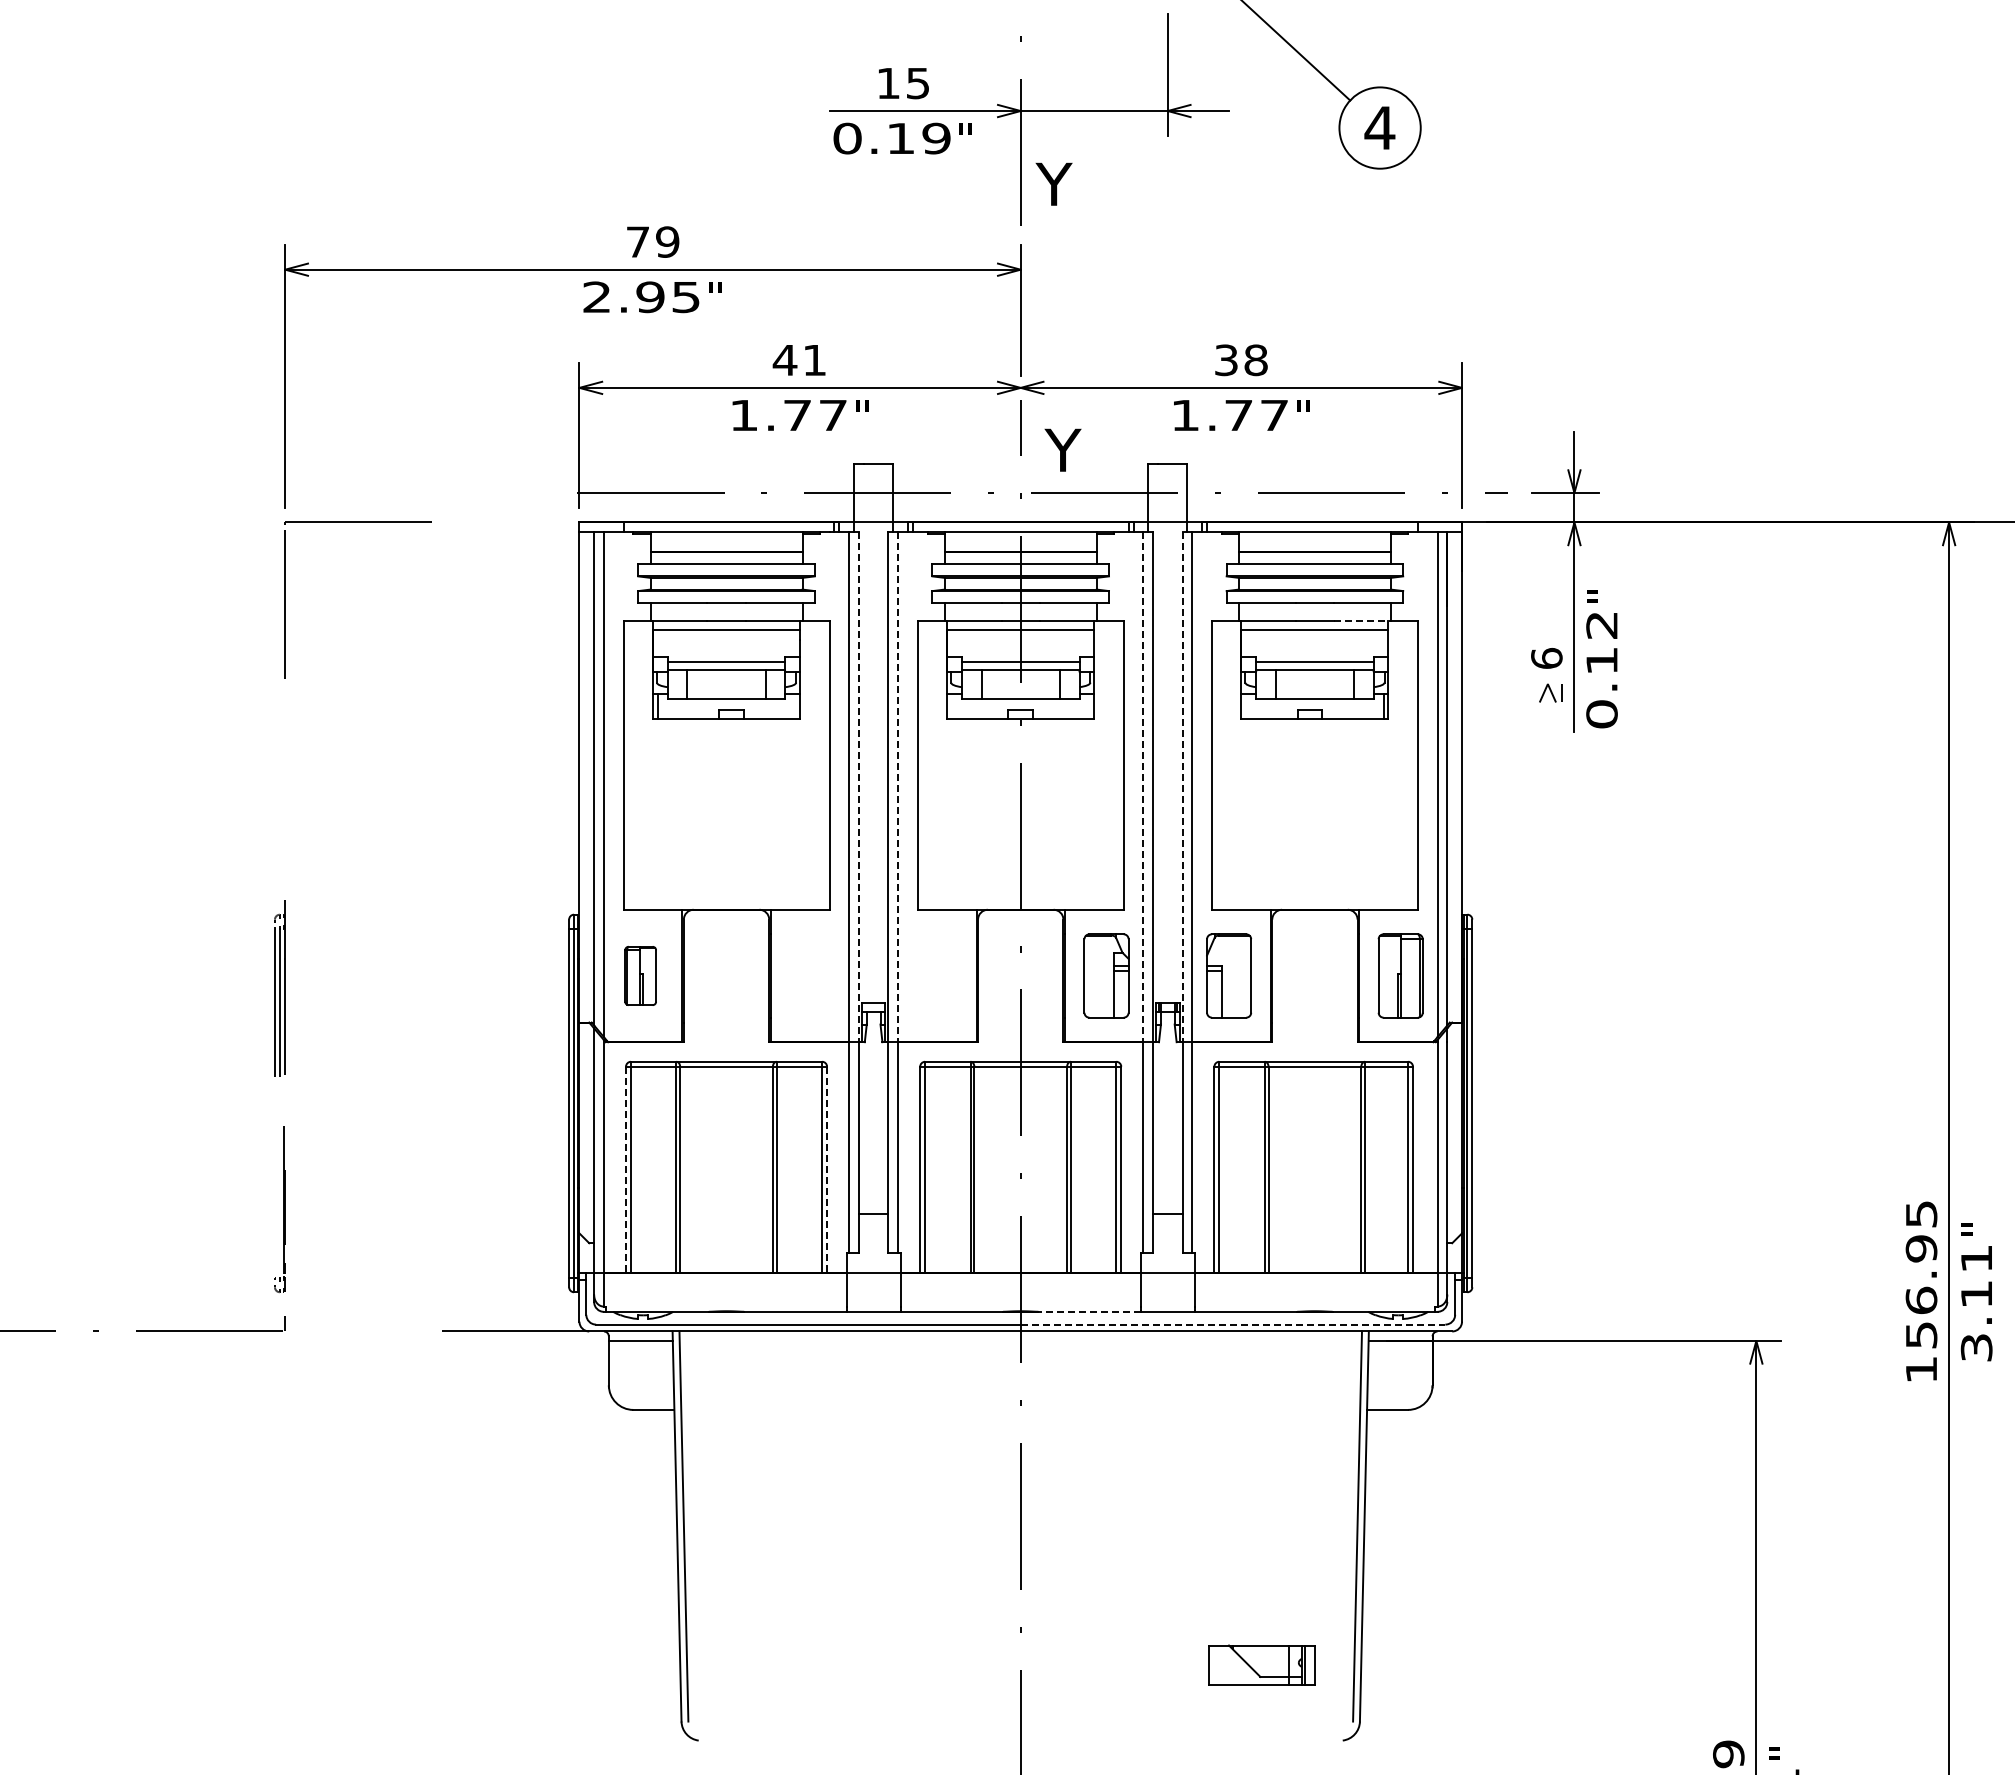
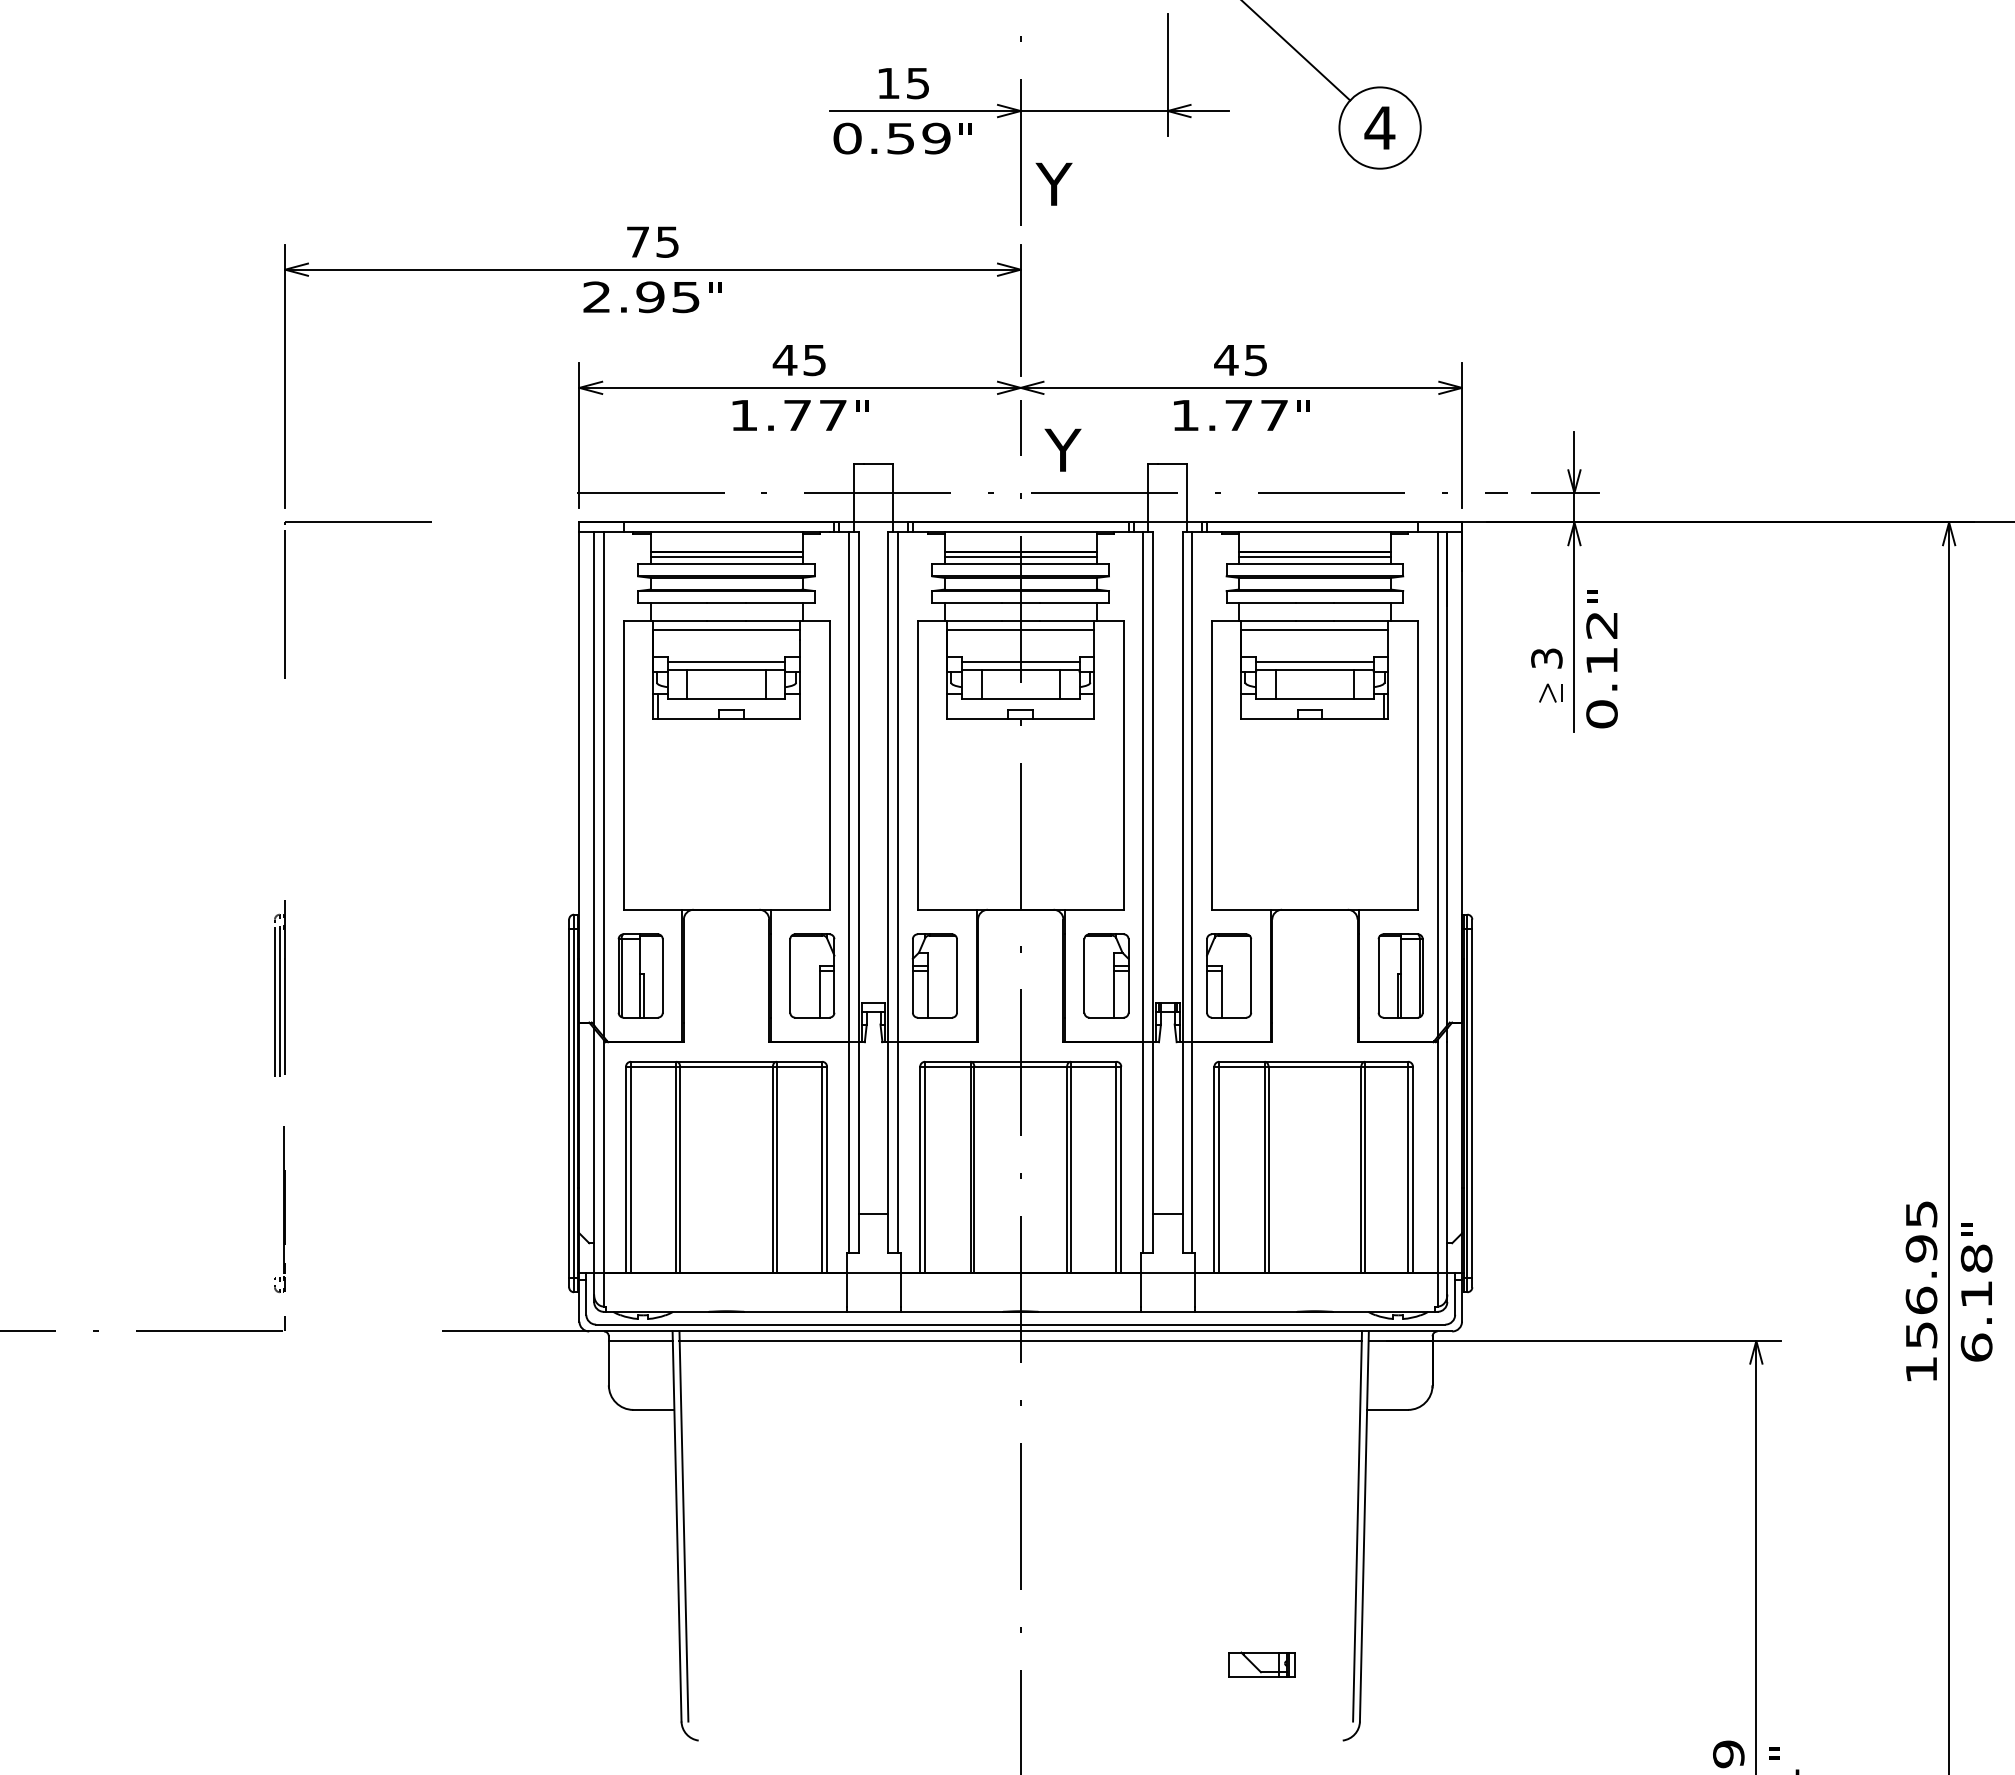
text: 0.19 -> 0.59 (900, 138)
text: 79 -> 75 (667, 241)
text: 41 -> 45 (814, 360)
text: 38 -> 45 (1240, 360)
line: none -> present (726, 556)
line: none -> present (1020, 556)
line: none -> present (1314, 556)
line: dashed -> solid (1363, 620)
text: 6 -> 3 (1546, 657)
line: dashed -> solid (858, 787)
line: dashed -> solid (898, 787)
line: dashed -> solid (1143, 787)
line: dashed -> solid (1182, 787)
part size: 33x60 px -> 47x86 px (640, 975)
part: none -> present (812, 975)
part: none -> present (934, 975)
line: dashed -> solid (626, 1169)
line: dashed -> solid (827, 1169)
text: 3.11 -> 6.18 (1976, 1302)
line: dashed -> solid (1089, 1311)
line: dashed -> solid (1233, 1324)
line: none -> present (1020, 1340)
part size: 108x42 px -> 68x27 px (1261, 1664)
